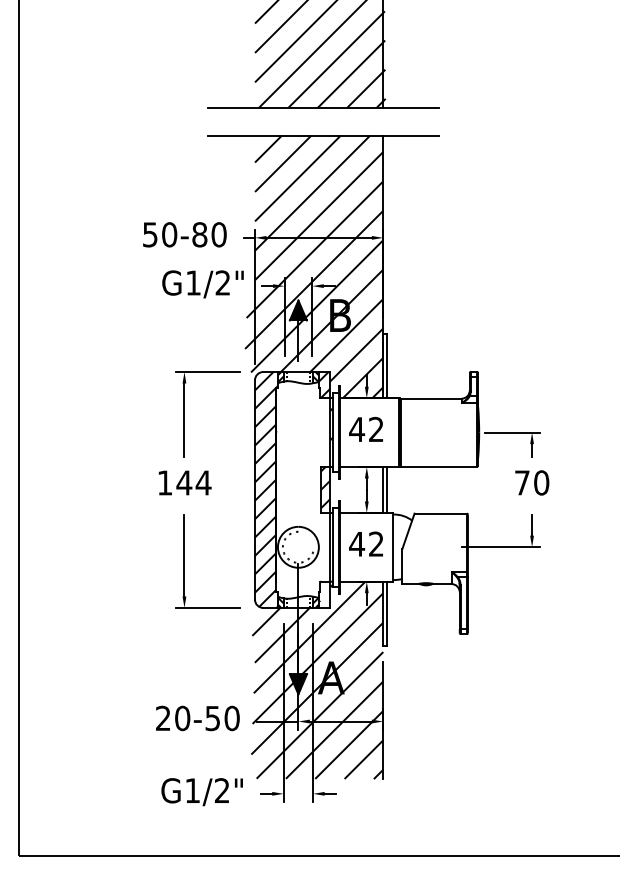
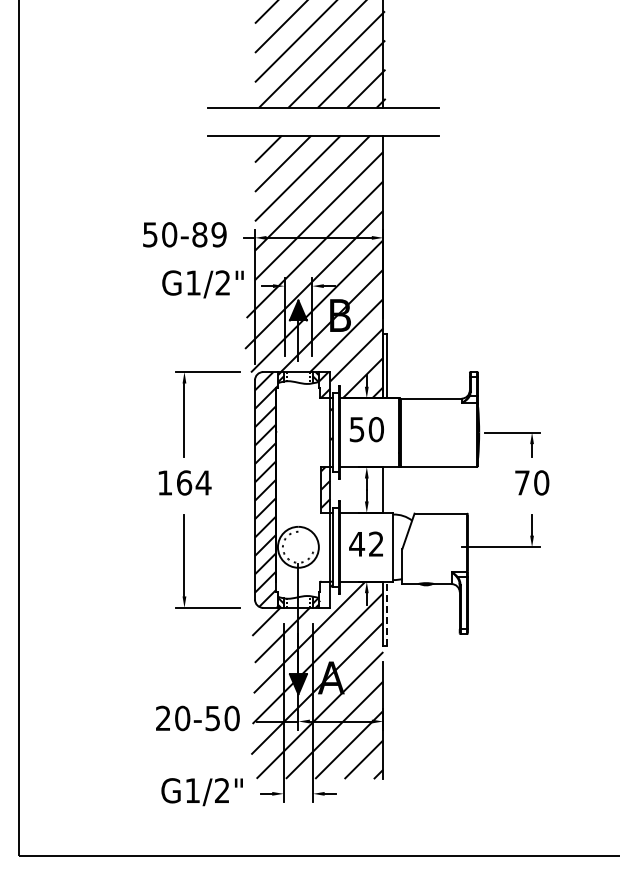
text: 50-80 -> 50-89 (218, 234)
text: 42 -> 50 (366, 429)
text: 144 -> 164 (184, 482)
line: present -> none (387, 489)
line: solid -> dashed (387, 613)
